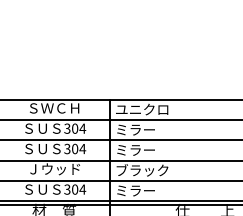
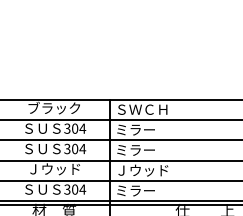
text: ＳＷＣＨ -> ブラック (53, 107)
text: ユニクロ -> ＳＷＣＨ (142, 109)
text: ブラック -> Ｊウッド (142, 170)
